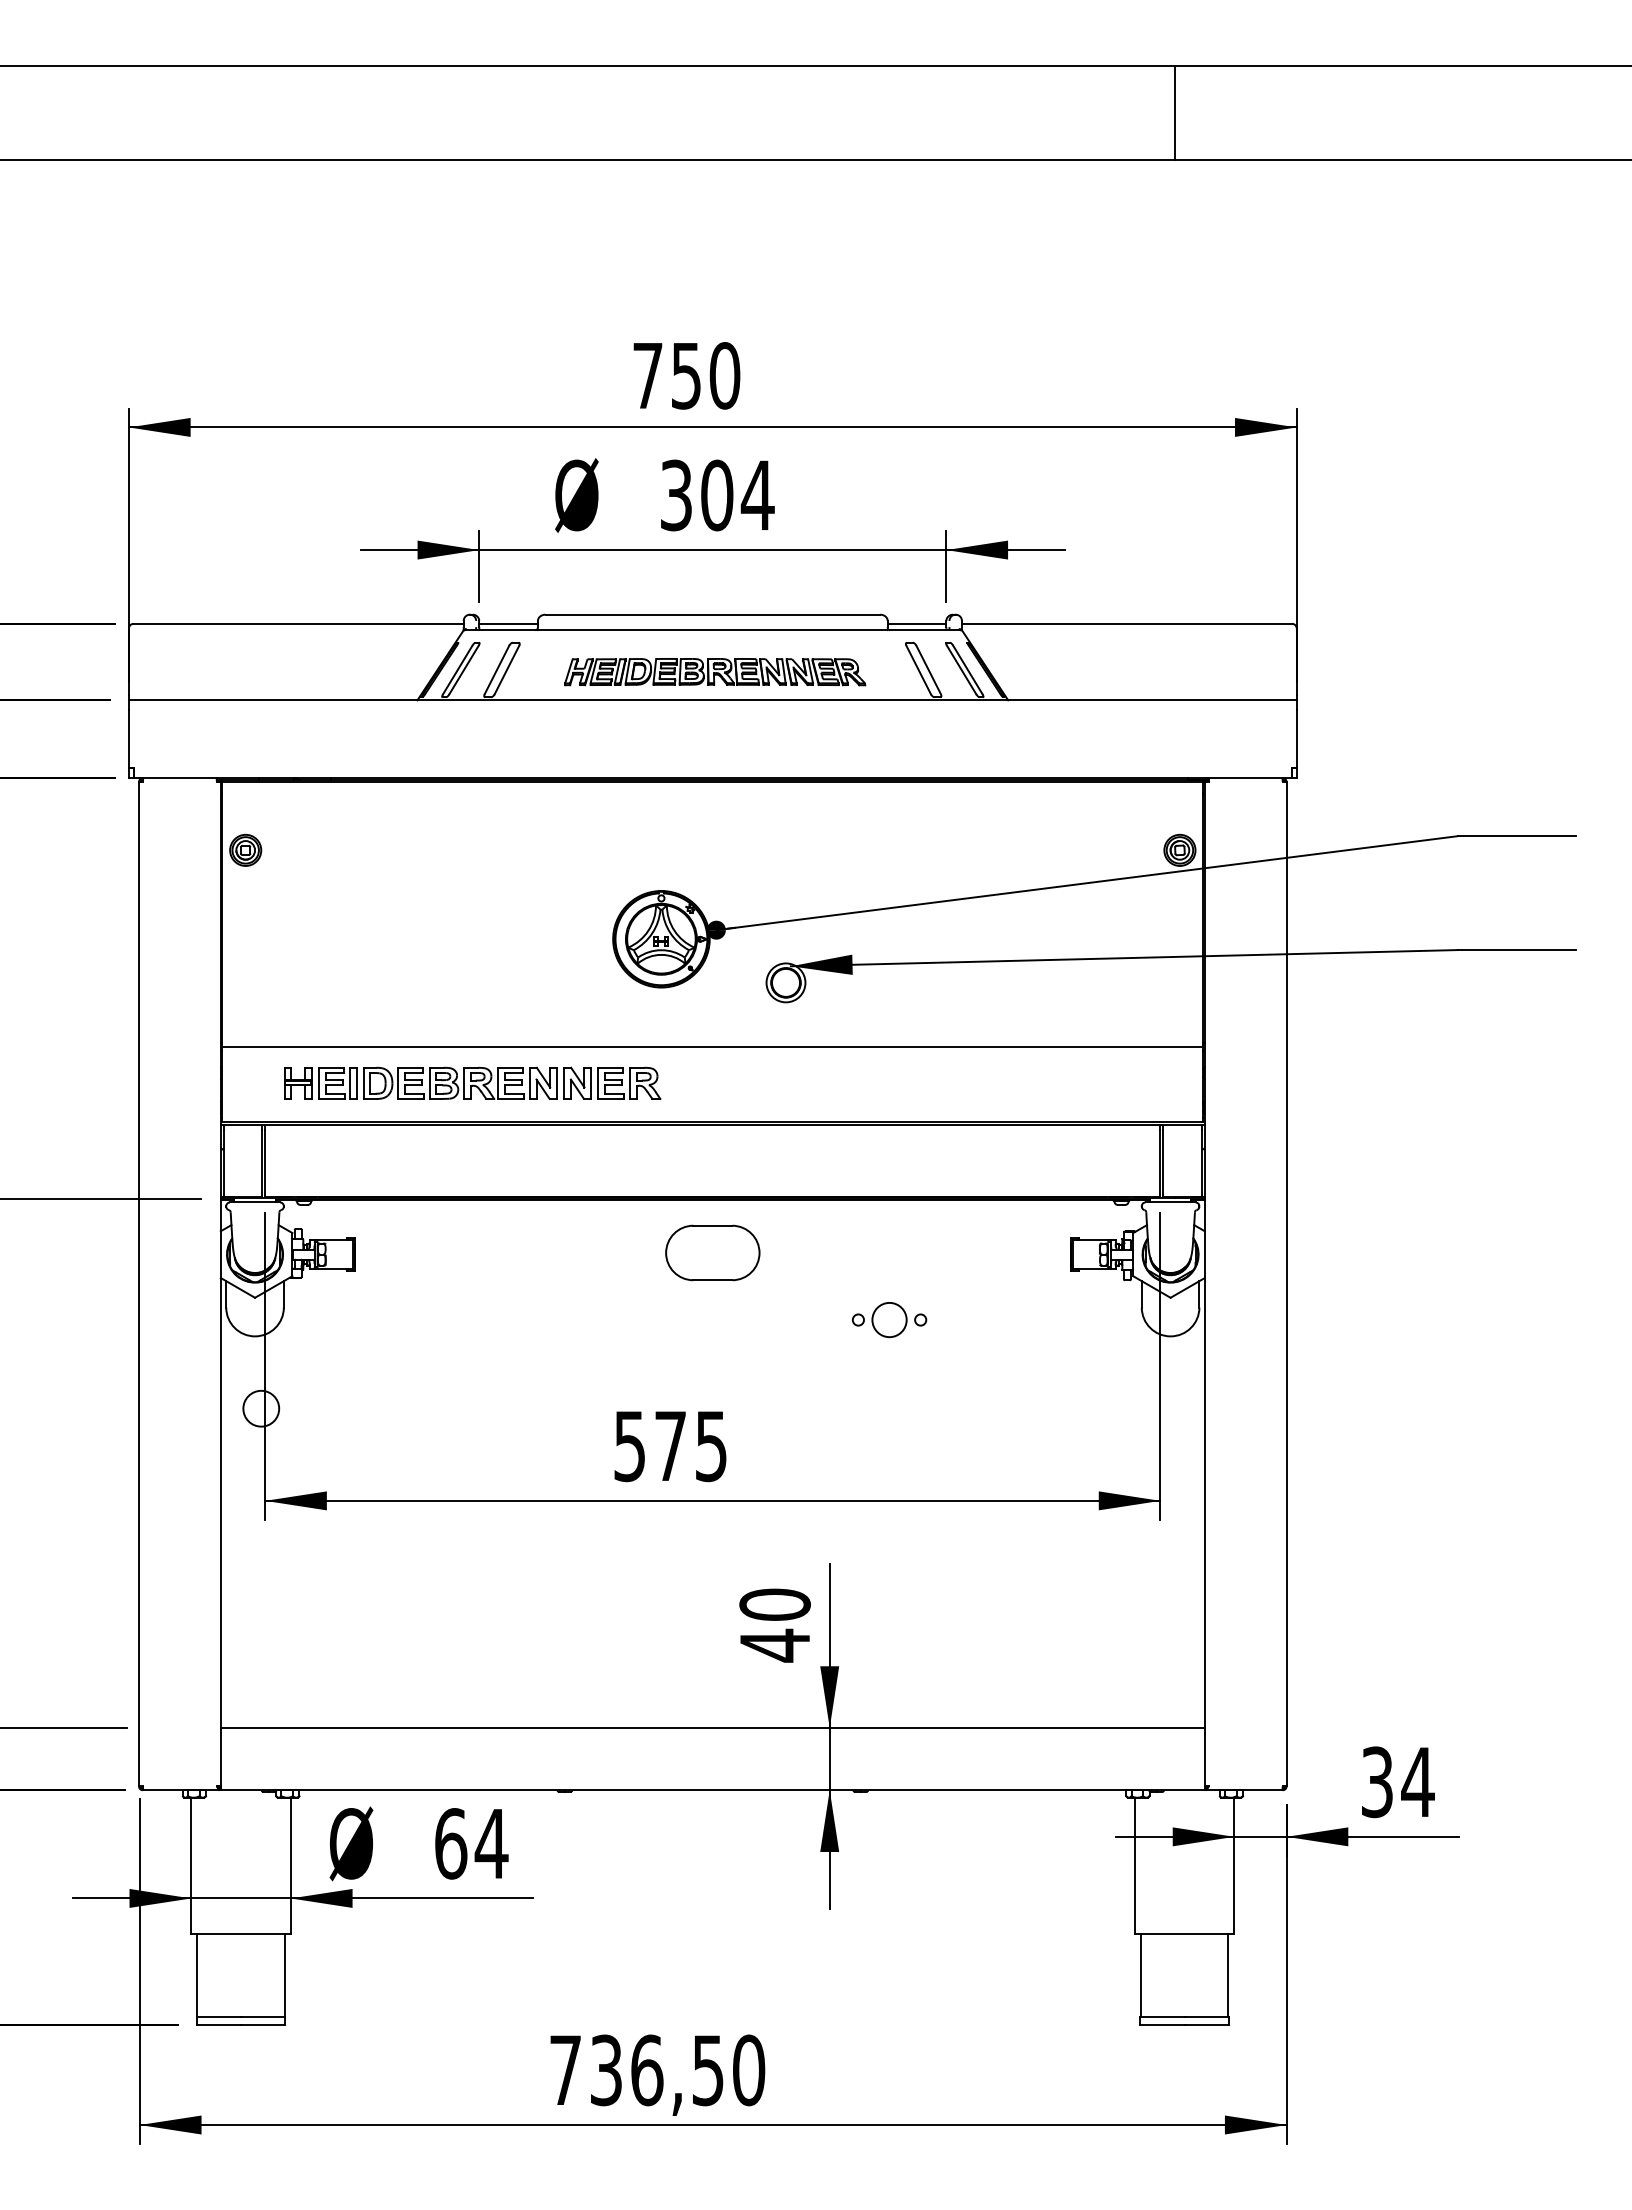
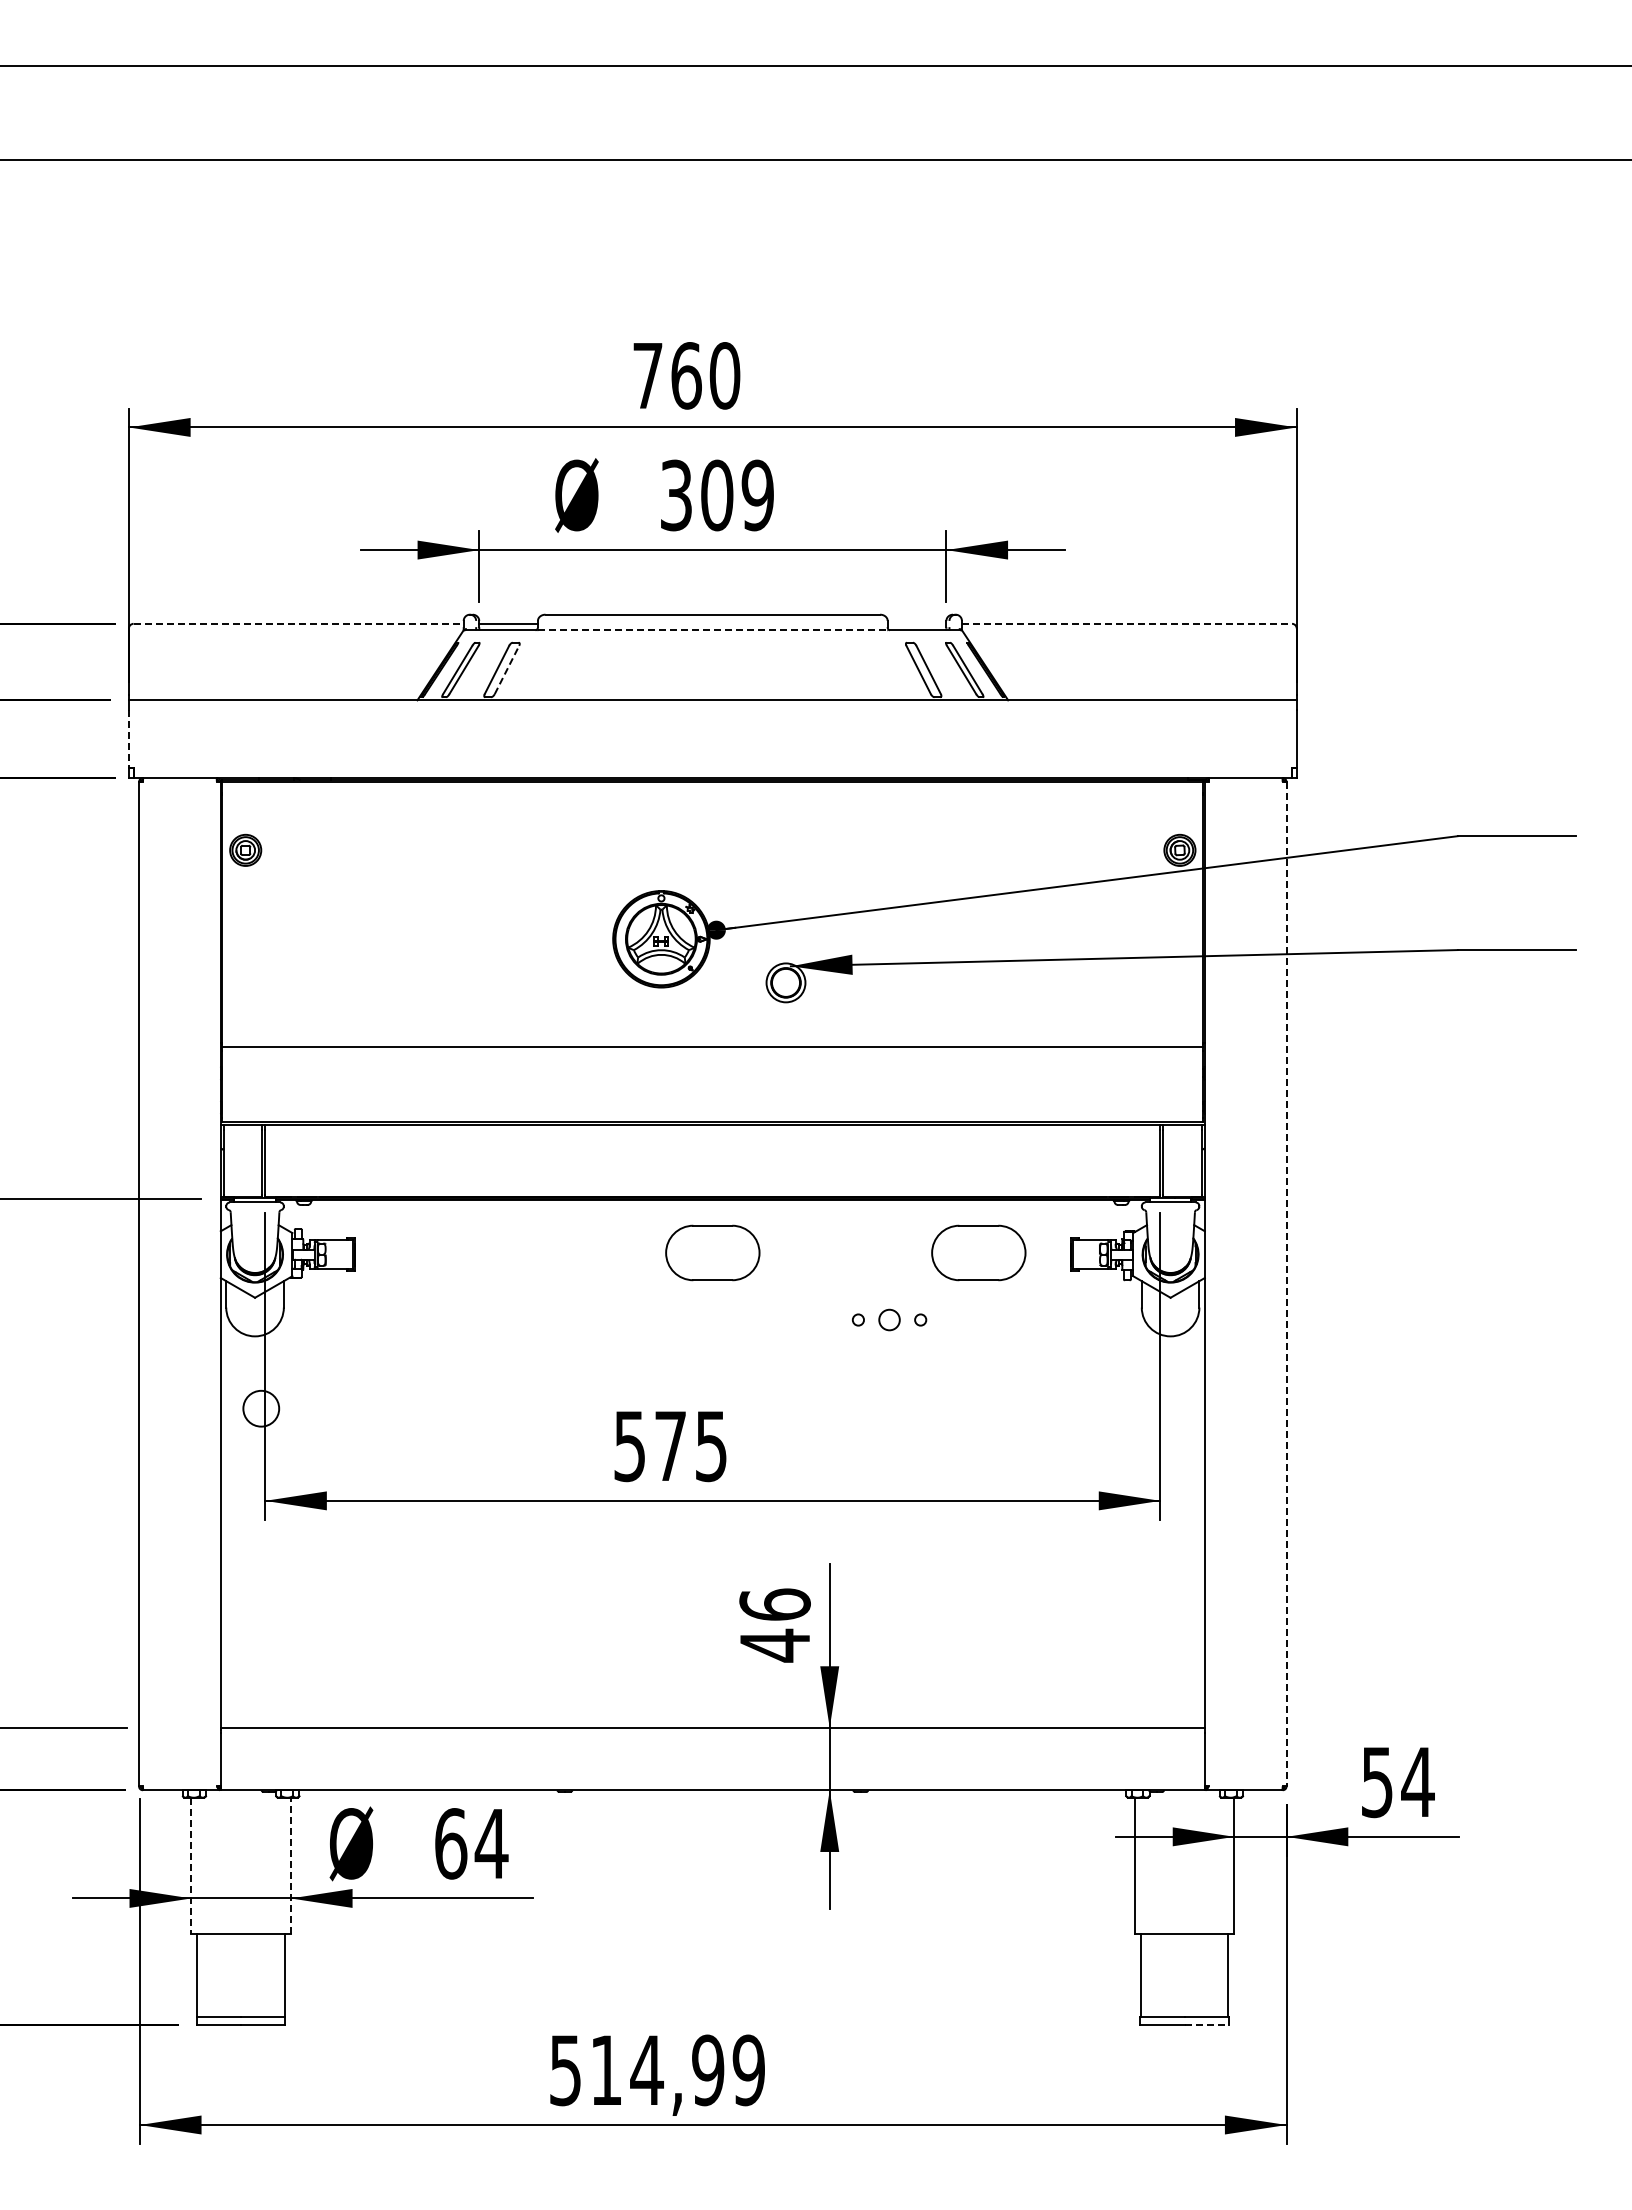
line: present -> none (1175, 112)
text: 750 -> 760 (686, 375)
text: 304 -> 309 (757, 495)
line: solid -> dashed (299, 623)
line: present -> none (916, 623)
line: solid -> dashed (1127, 623)
line: solid -> dashed (712, 630)
line: solid -> dashed (507, 669)
part: present -> none (715, 672)
line: solid -> dashed (128, 739)
part: present -> none (472, 1082)
part: none -> present (978, 1252)
line: solid -> dashed (1286, 1284)
circle diameter: 34 px -> 21 px (889, 1319)
text: 40 -> 46 (774, 1604)
text: 34 -> 54 (1377, 1781)
line: solid -> dashed (290, 1865)
line: solid -> dashed (191, 1866)
line: solid -> dashed (1207, 2024)
text: 736,50 -> 514,99 (657, 2070)
